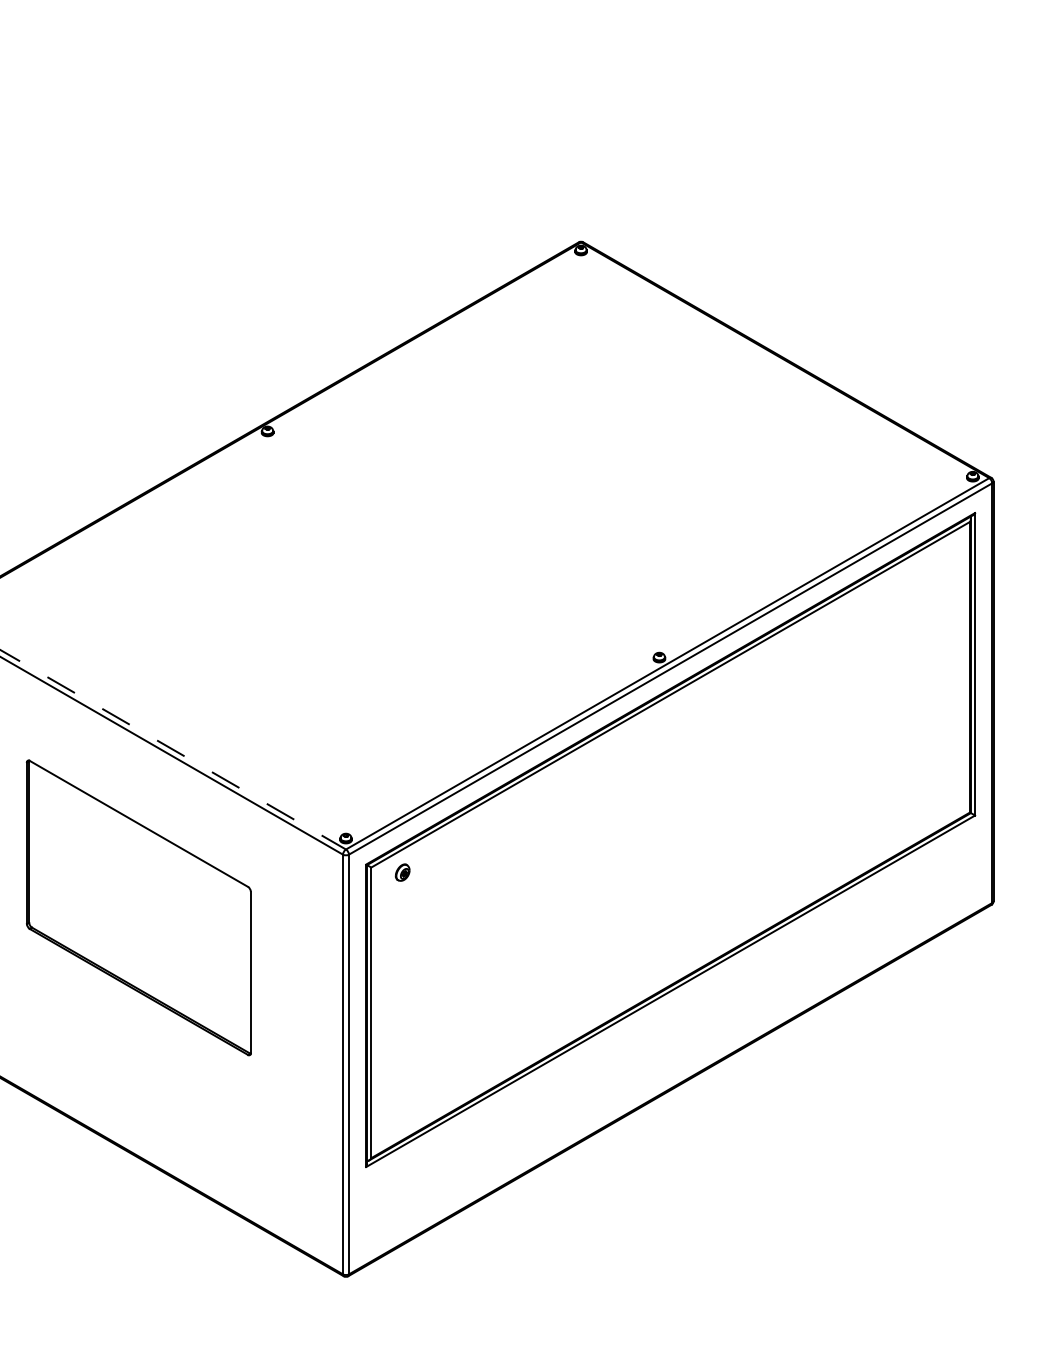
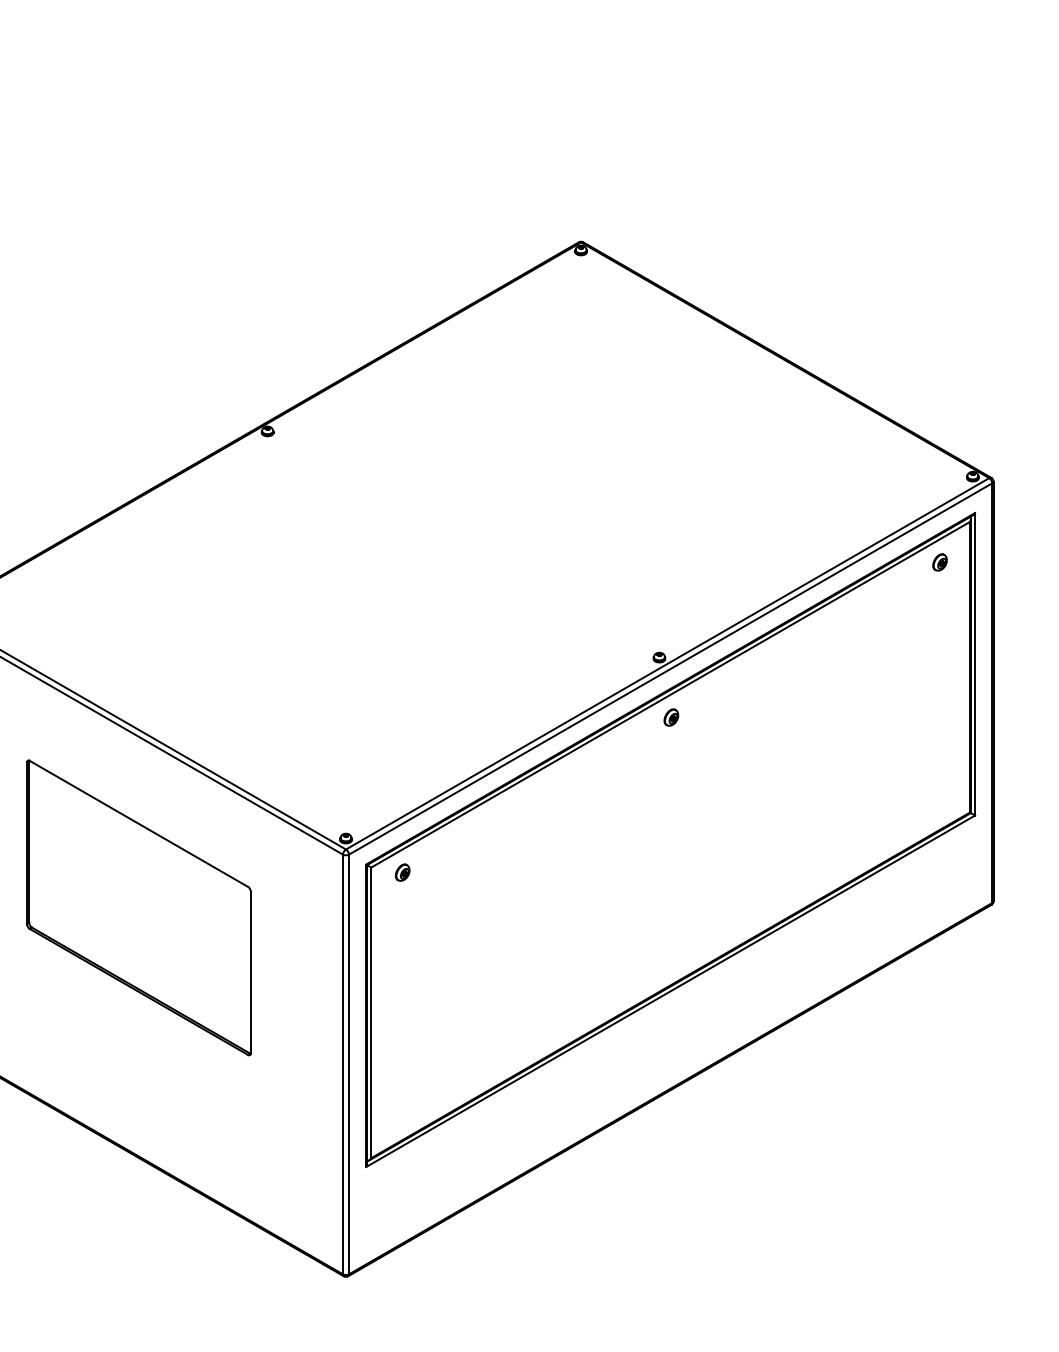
part: none -> present (939, 562)
part: none -> present (671, 717)
line: dashed -> solid (173, 749)
